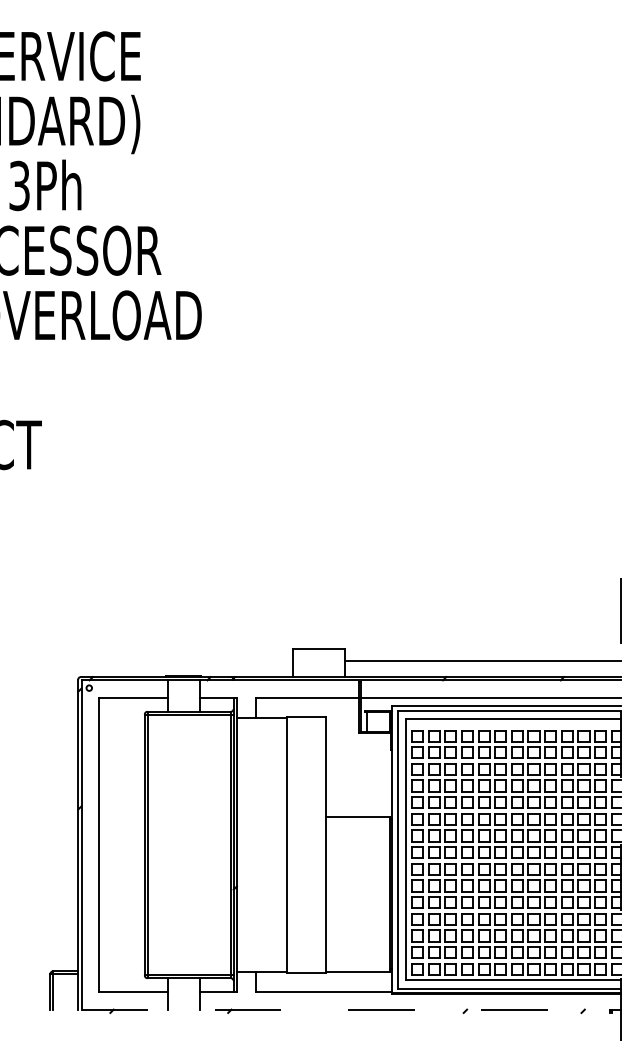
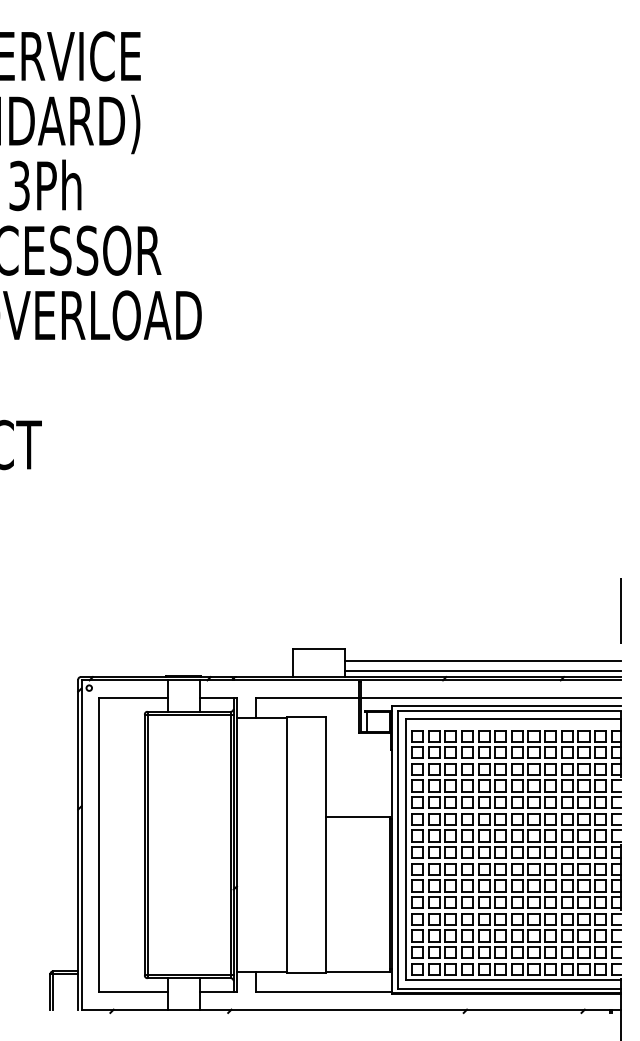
line: none -> present (482, 670)
line: dashed -> solid (346, 1009)
